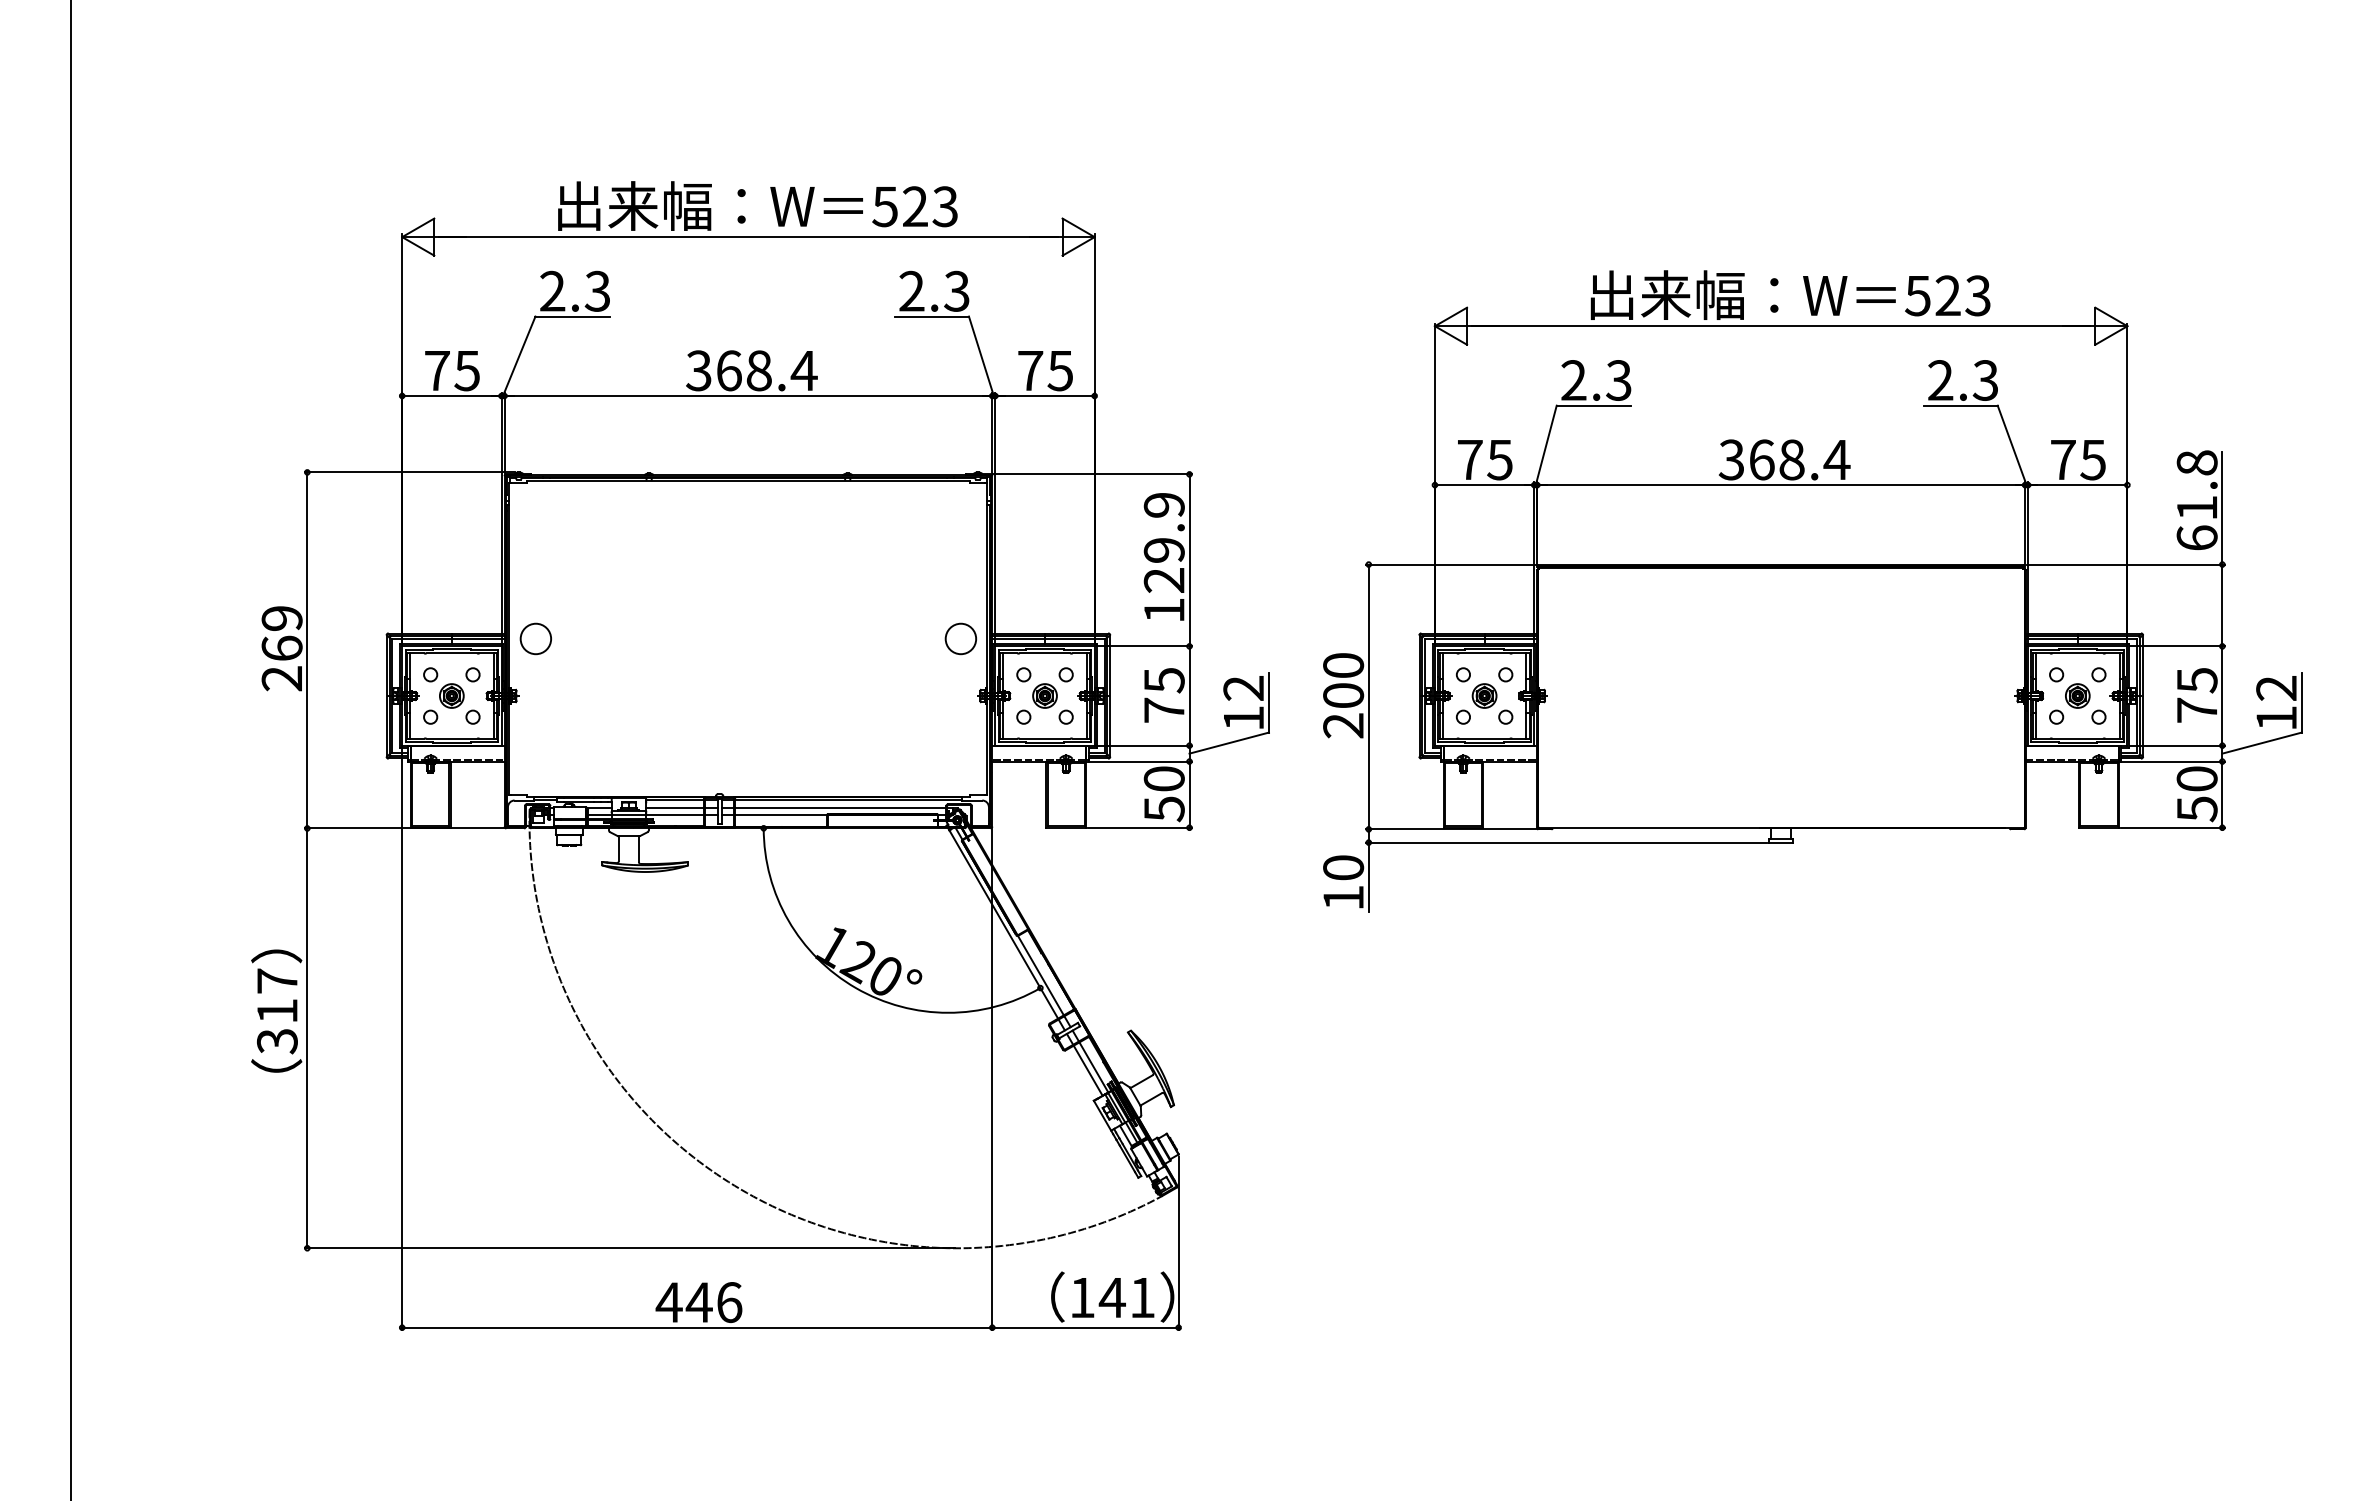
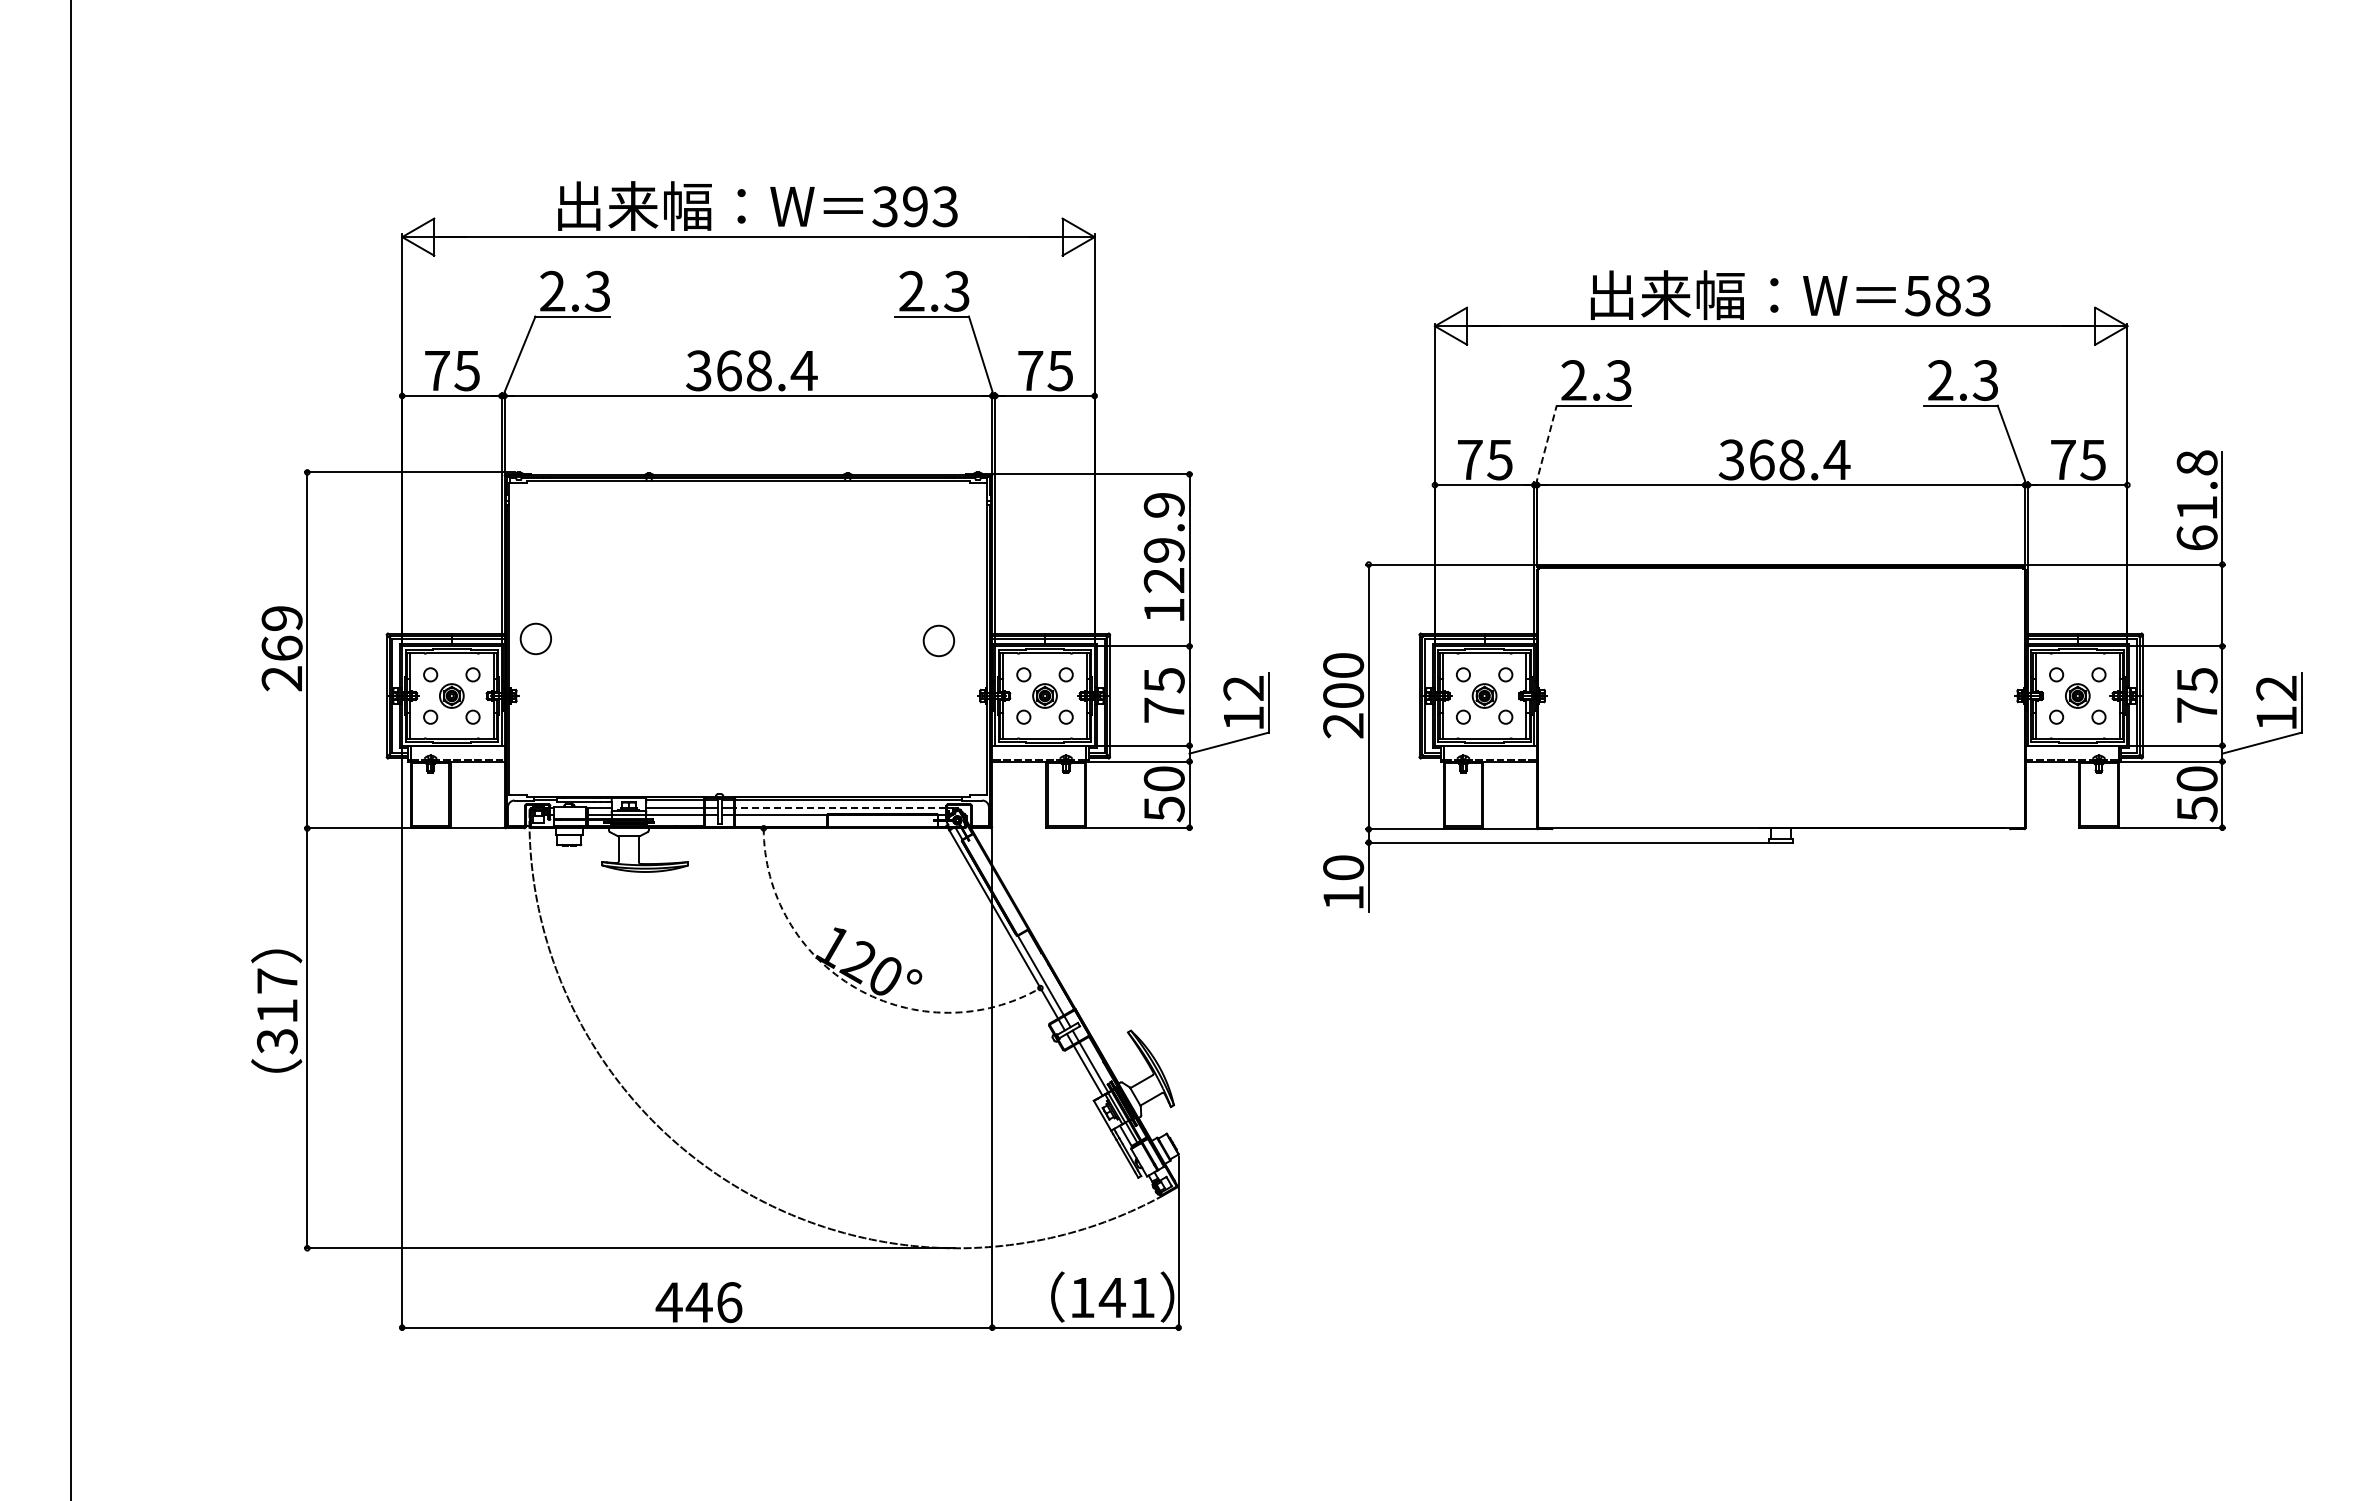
text: 523 -> 393 (899, 206)
text: 523 -> 583 (1947, 295)
line: solid -> dashed (1546, 444)
circle position: (960, 638) -> (938, 640) (938, 640)
line: solid -> dashed (840, 808)
arc: solid -> dashed (855, 988)
